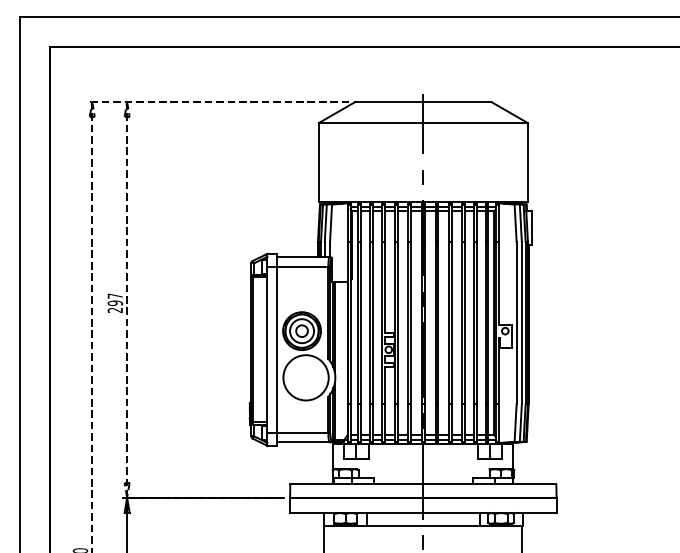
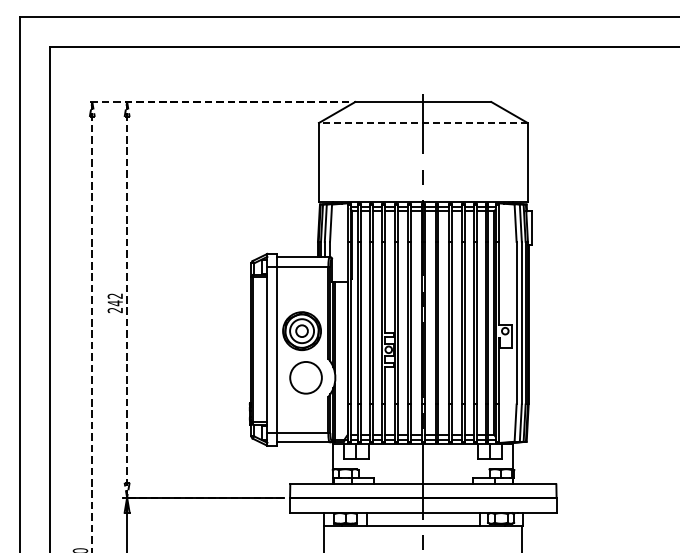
line: solid -> dashed (422, 122)
text: 297 -> 242 (114, 299)
circle diameter: 45 px -> 32 px (305, 377)
